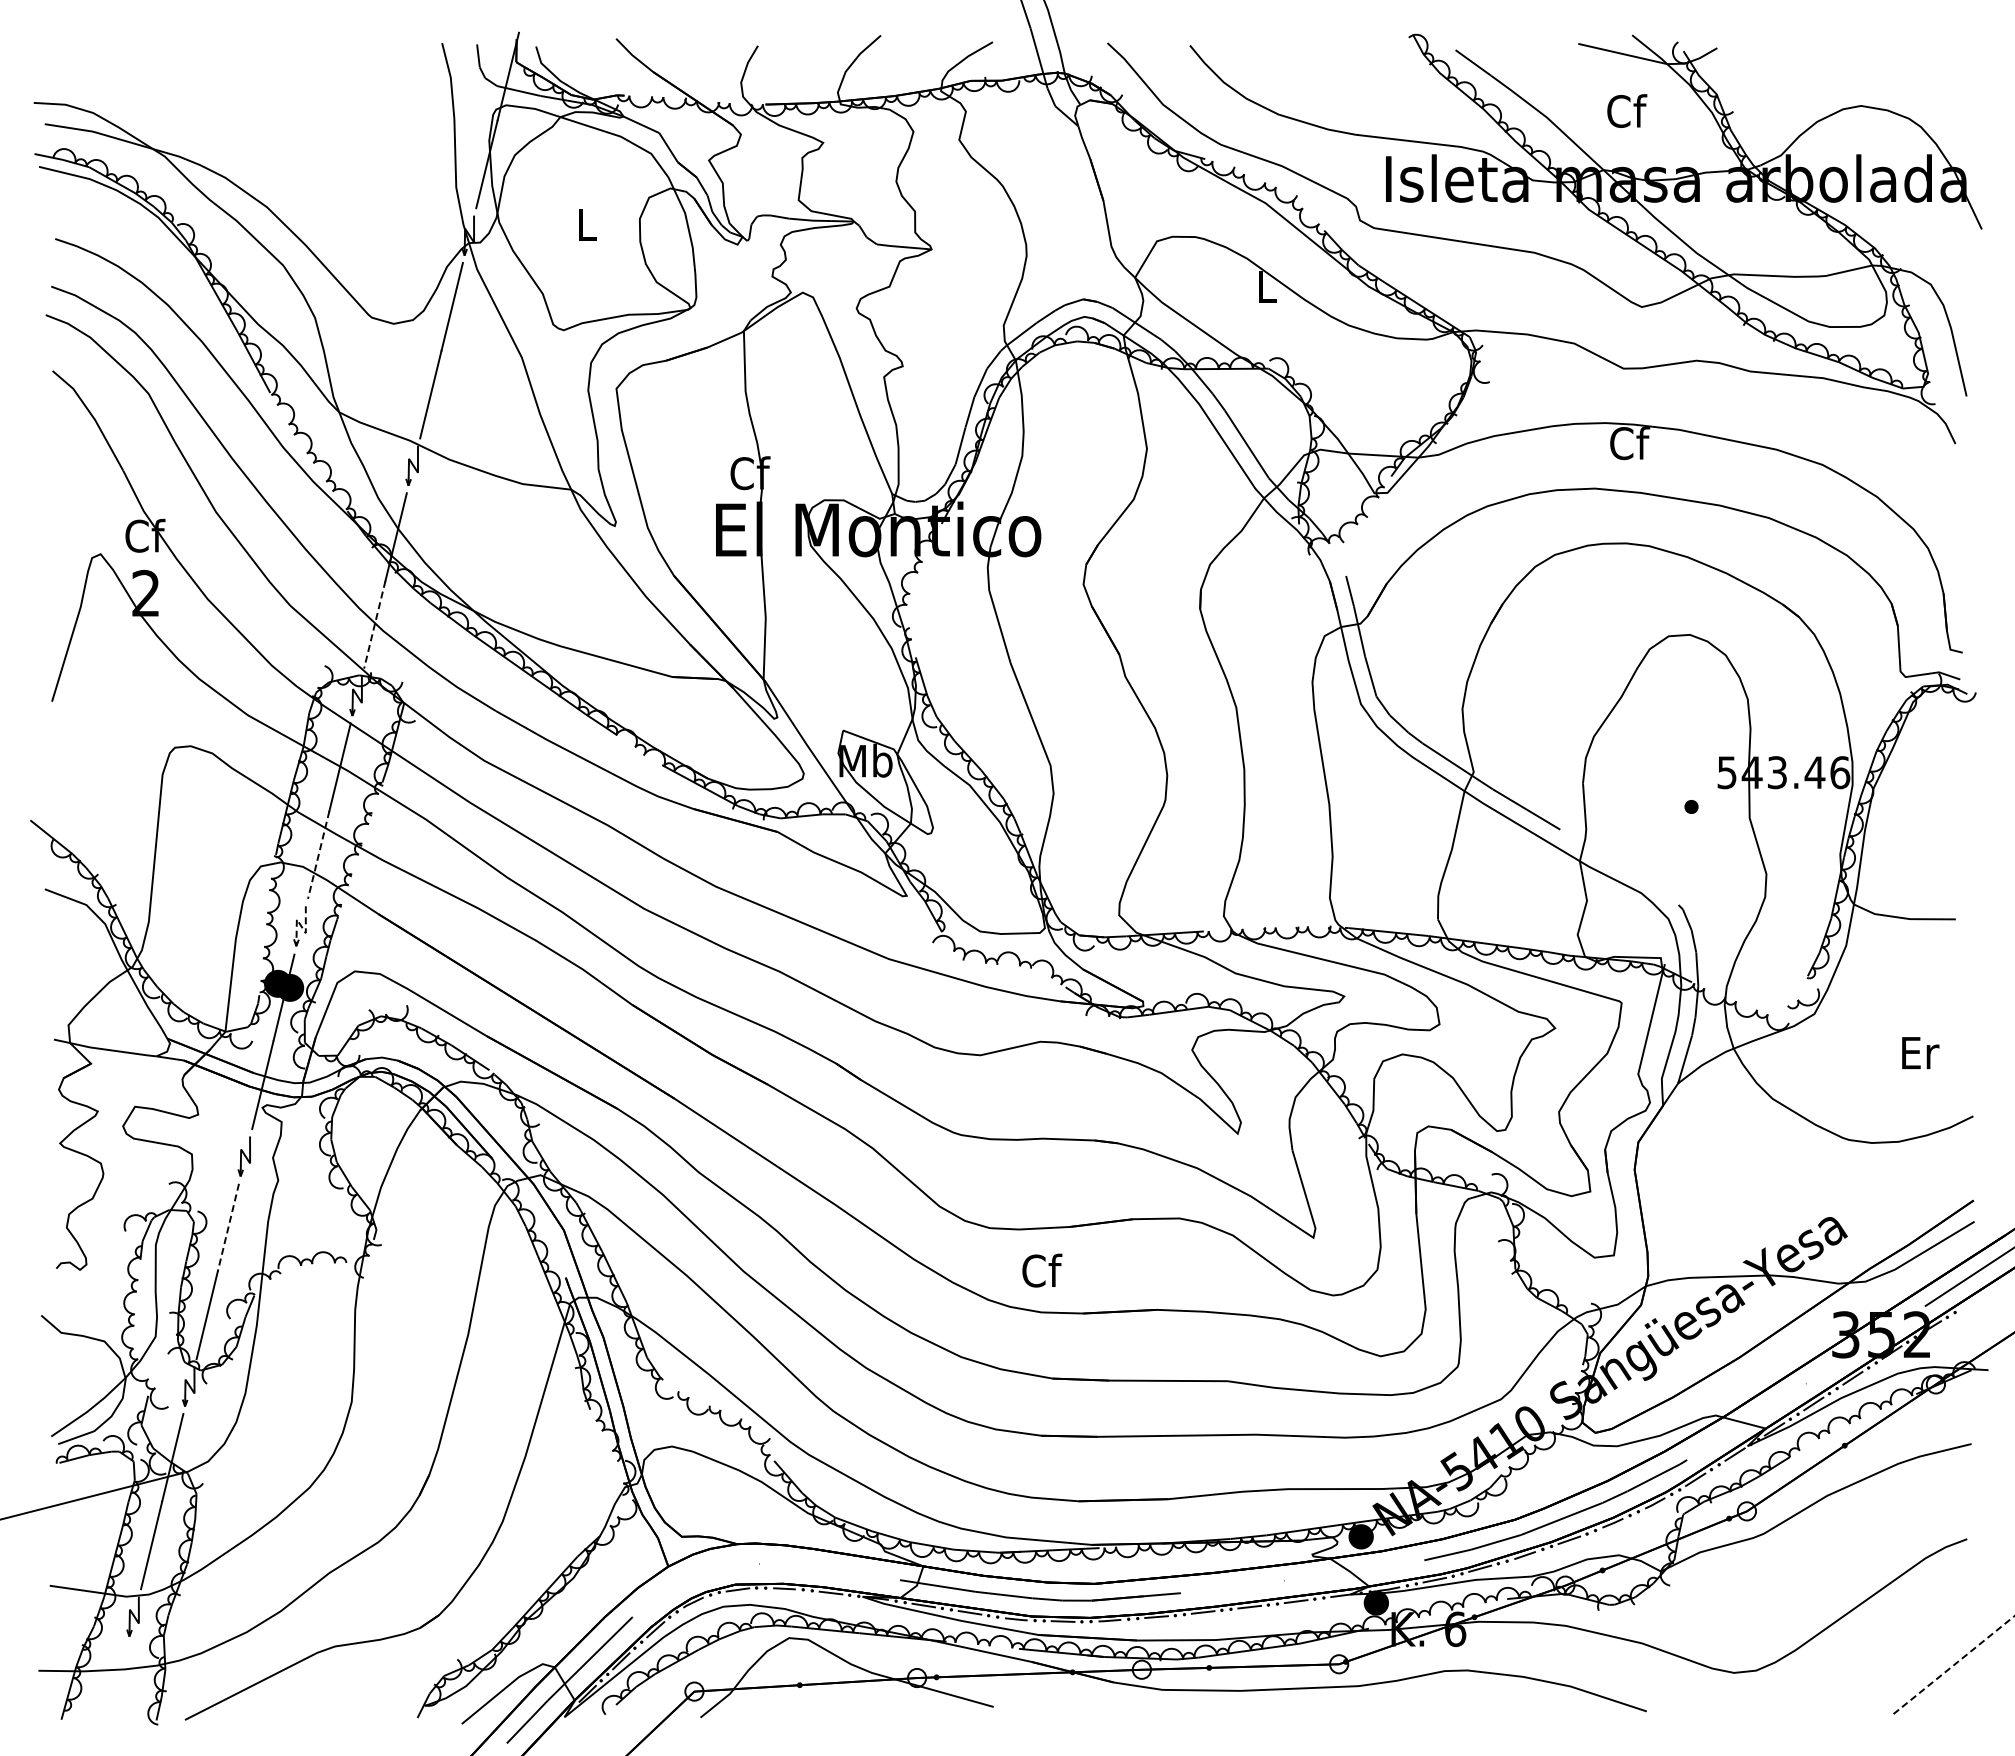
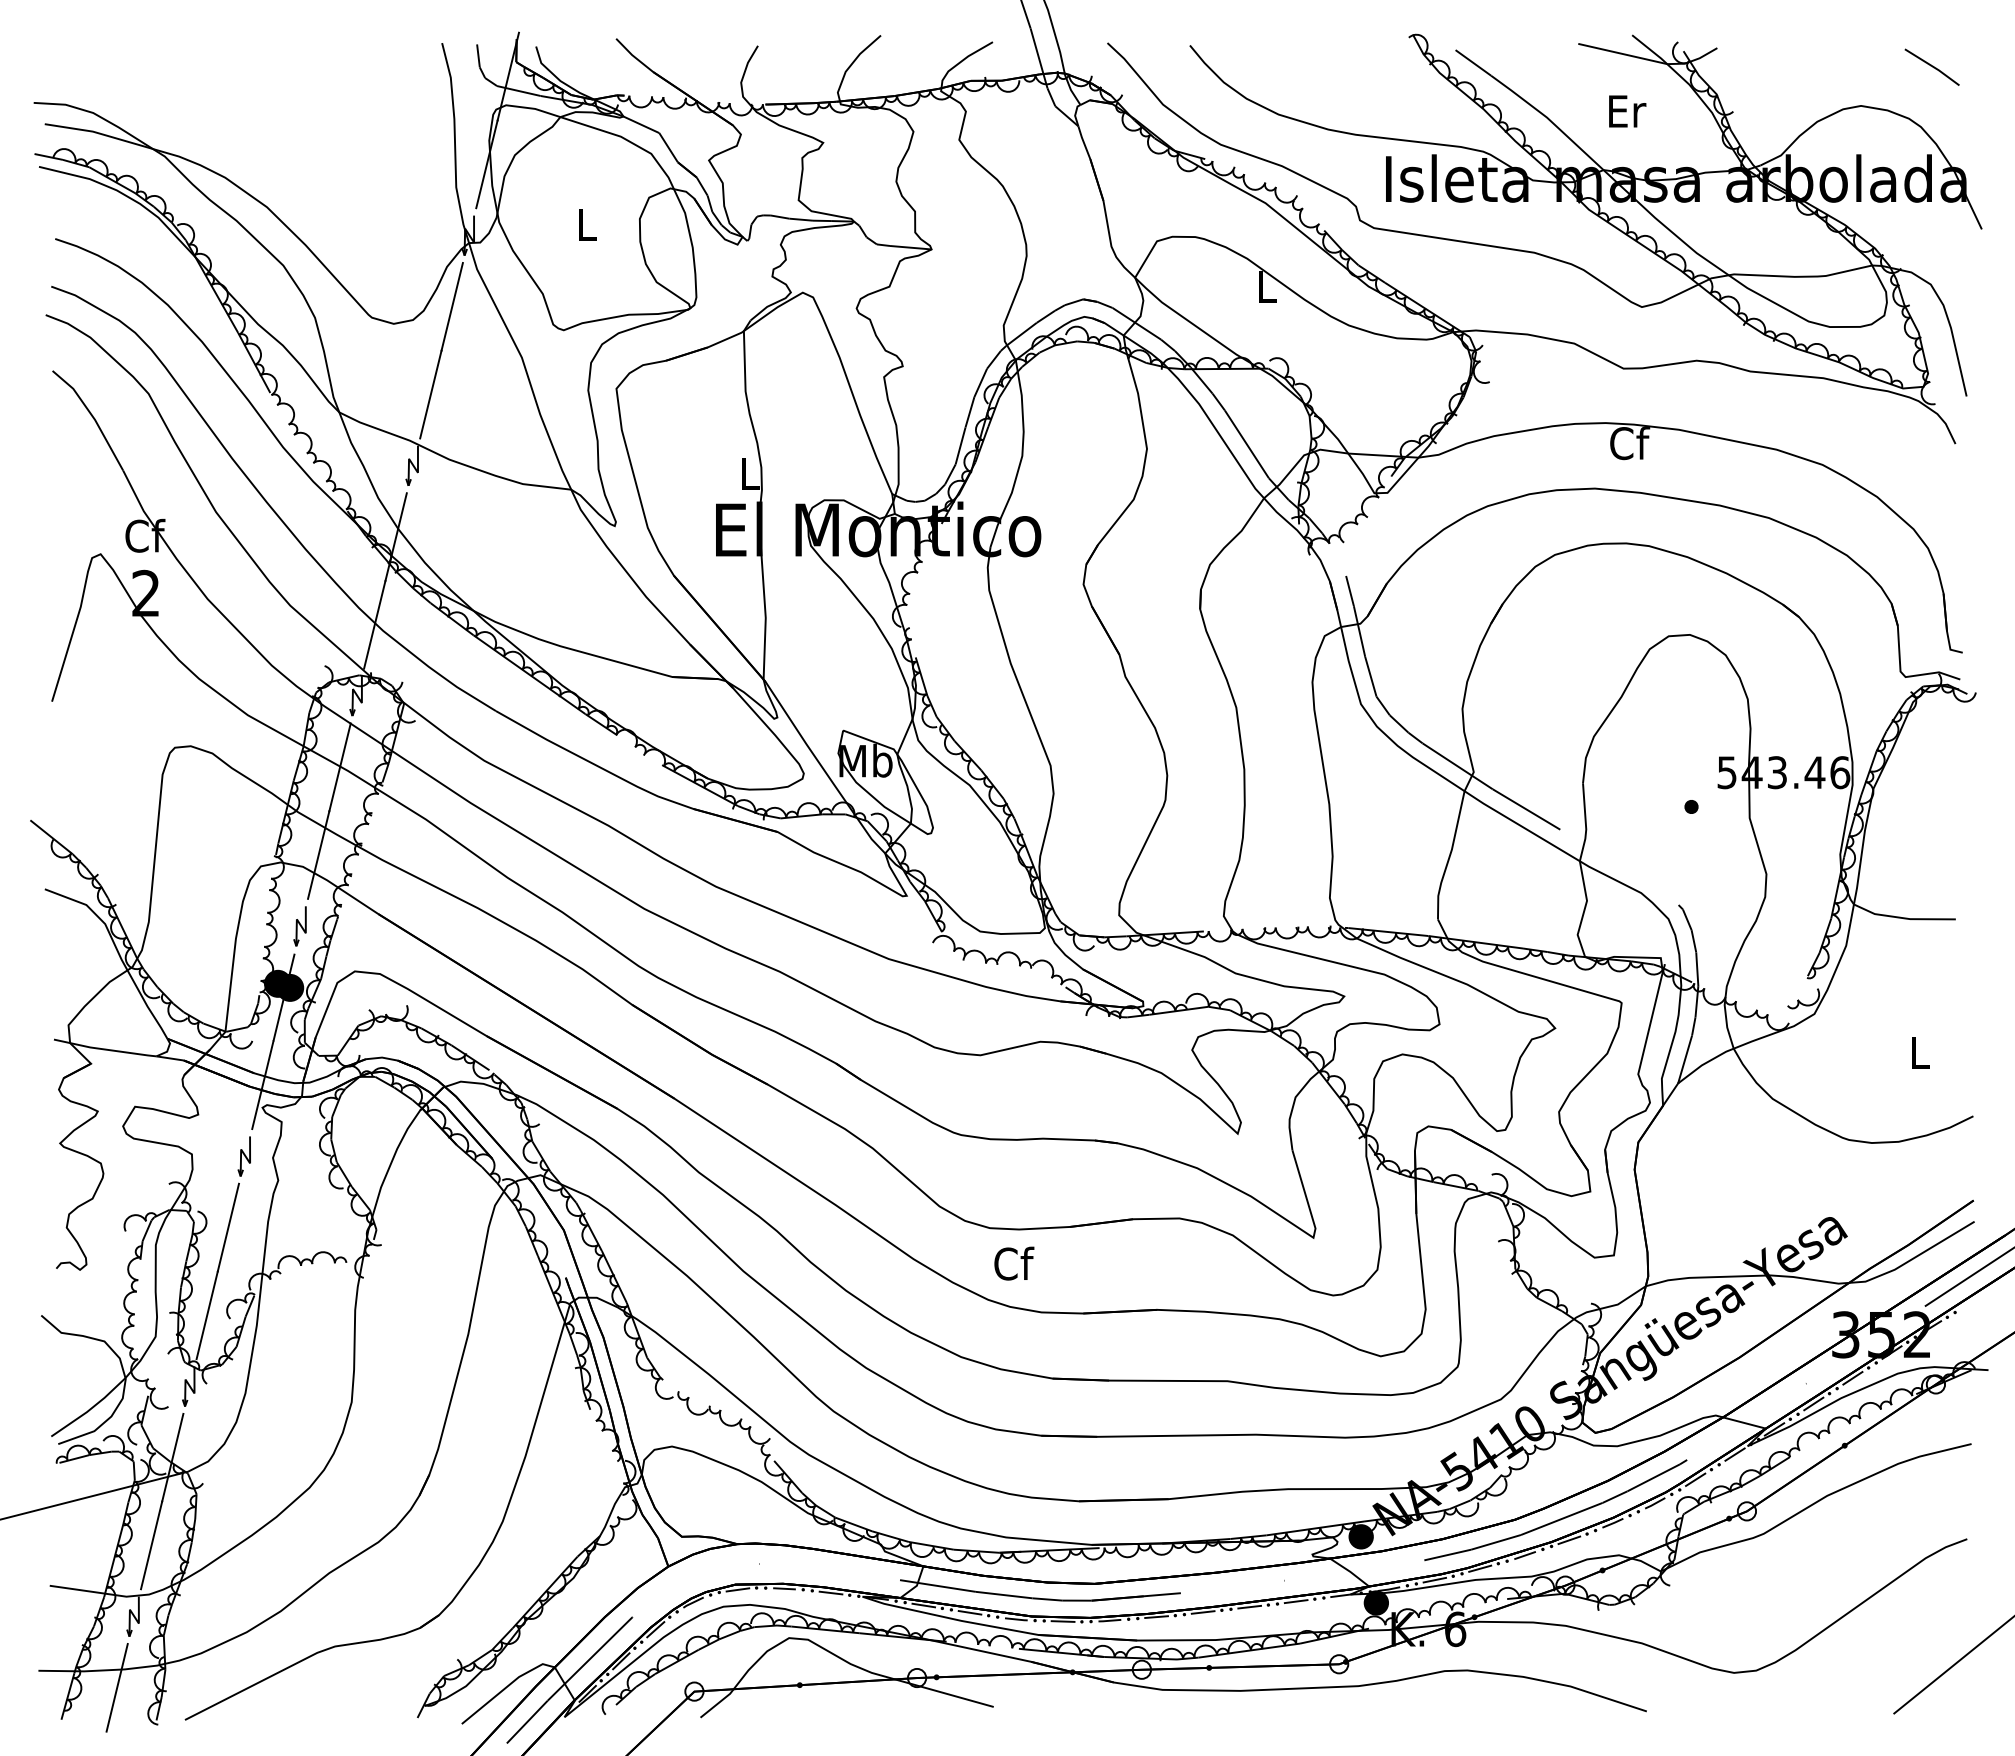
line: none -> present (1931, 66)
text: Cf -> Er (1627, 111)
text: Cf -> L (750, 473)
line: dashed -> solid (374, 625)
line: dashed -> solid (318, 855)
line: dashed -> solid (301, 925)
text: Er -> L (1920, 1053)
line: dashed -> solid (228, 1228)
text position: (1042, 1270) -> (1014, 1263) (1014, 1263)
line: dashed -> solid (1954, 1664)
line: none -> present (116, 1687)
